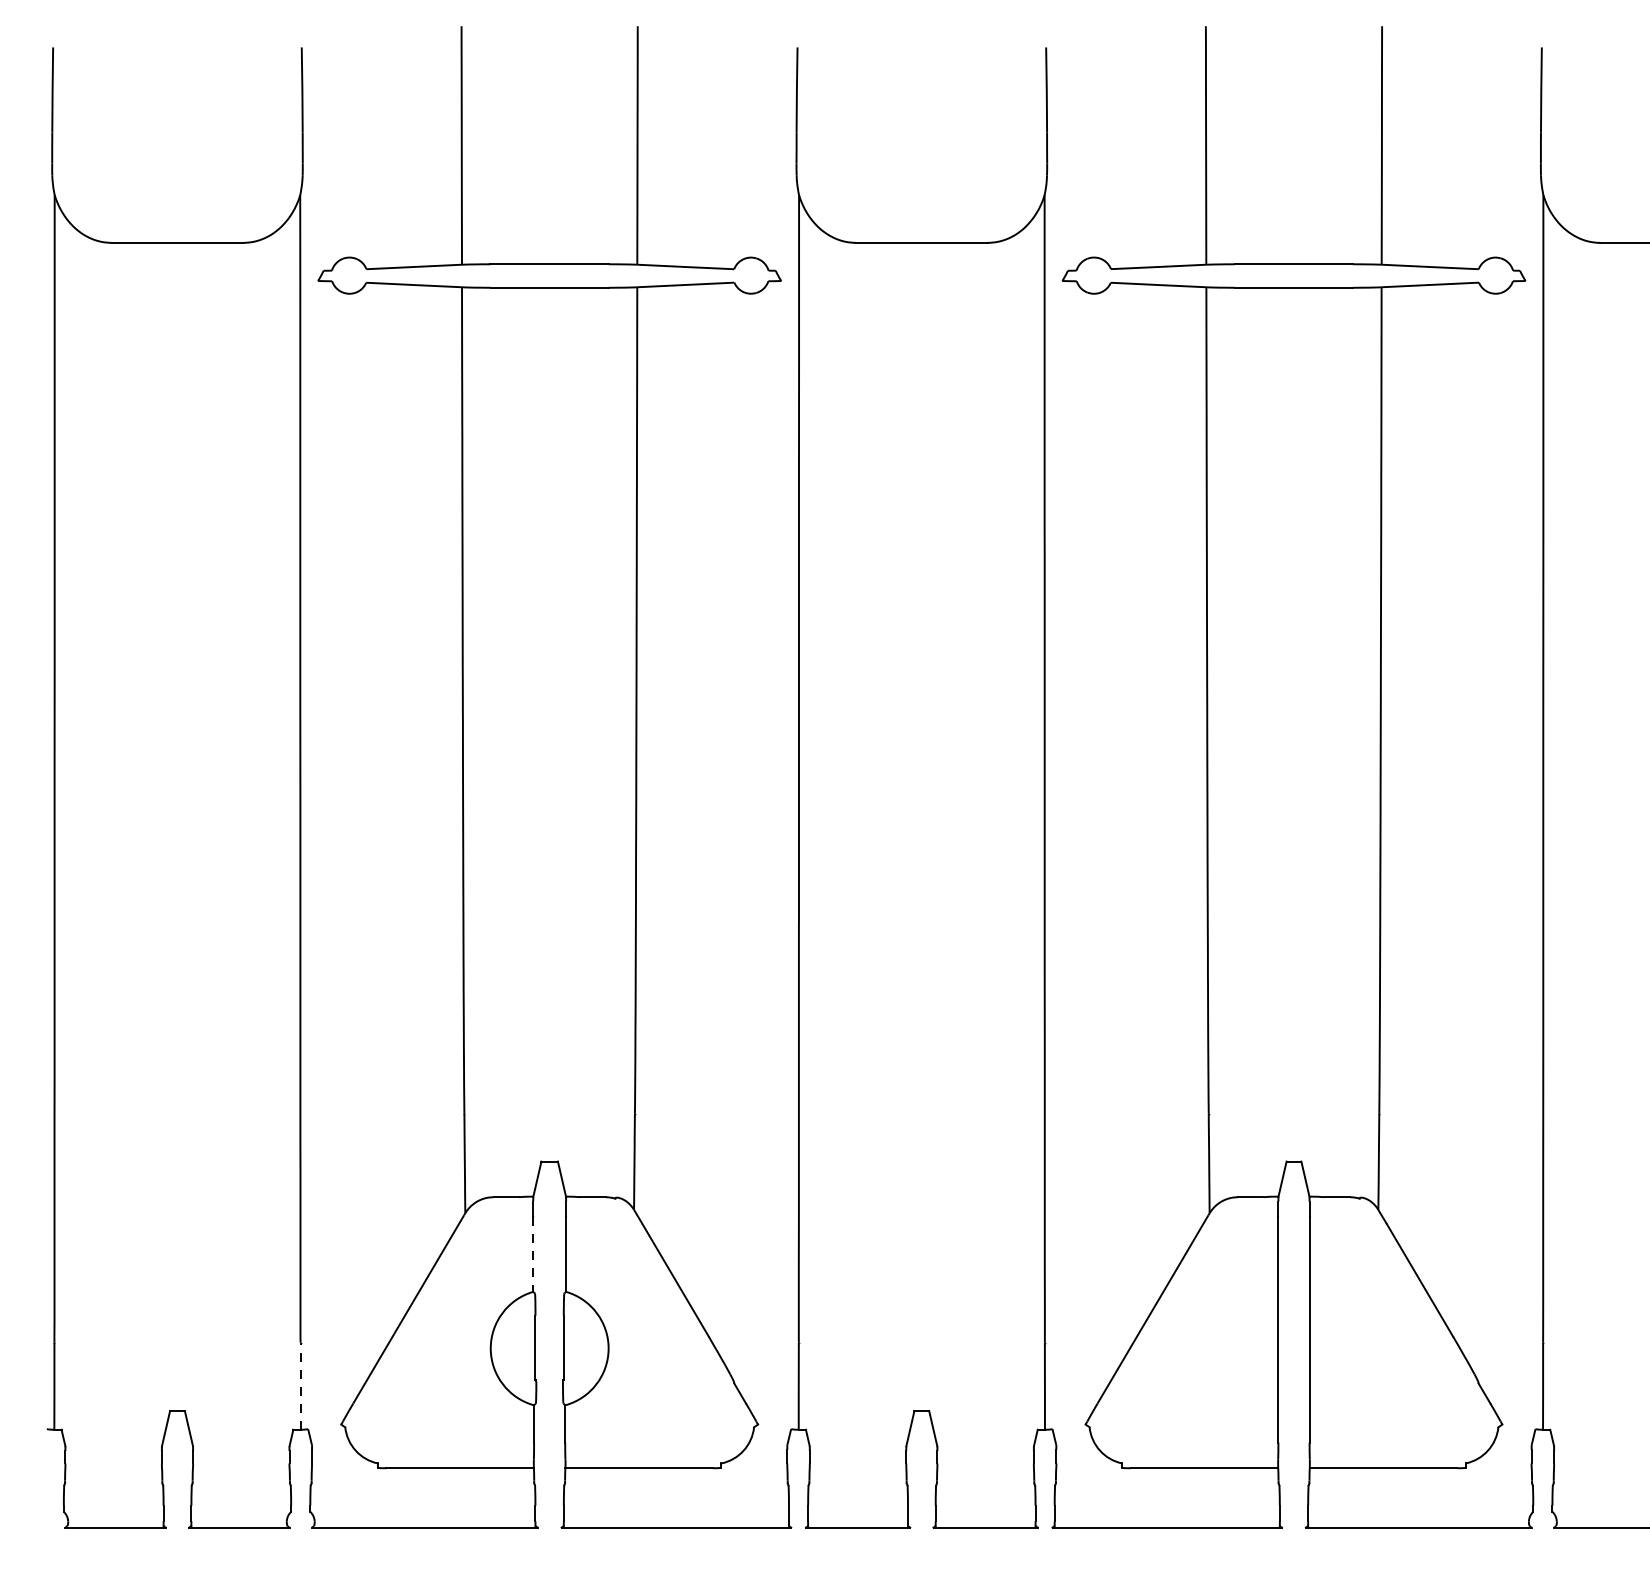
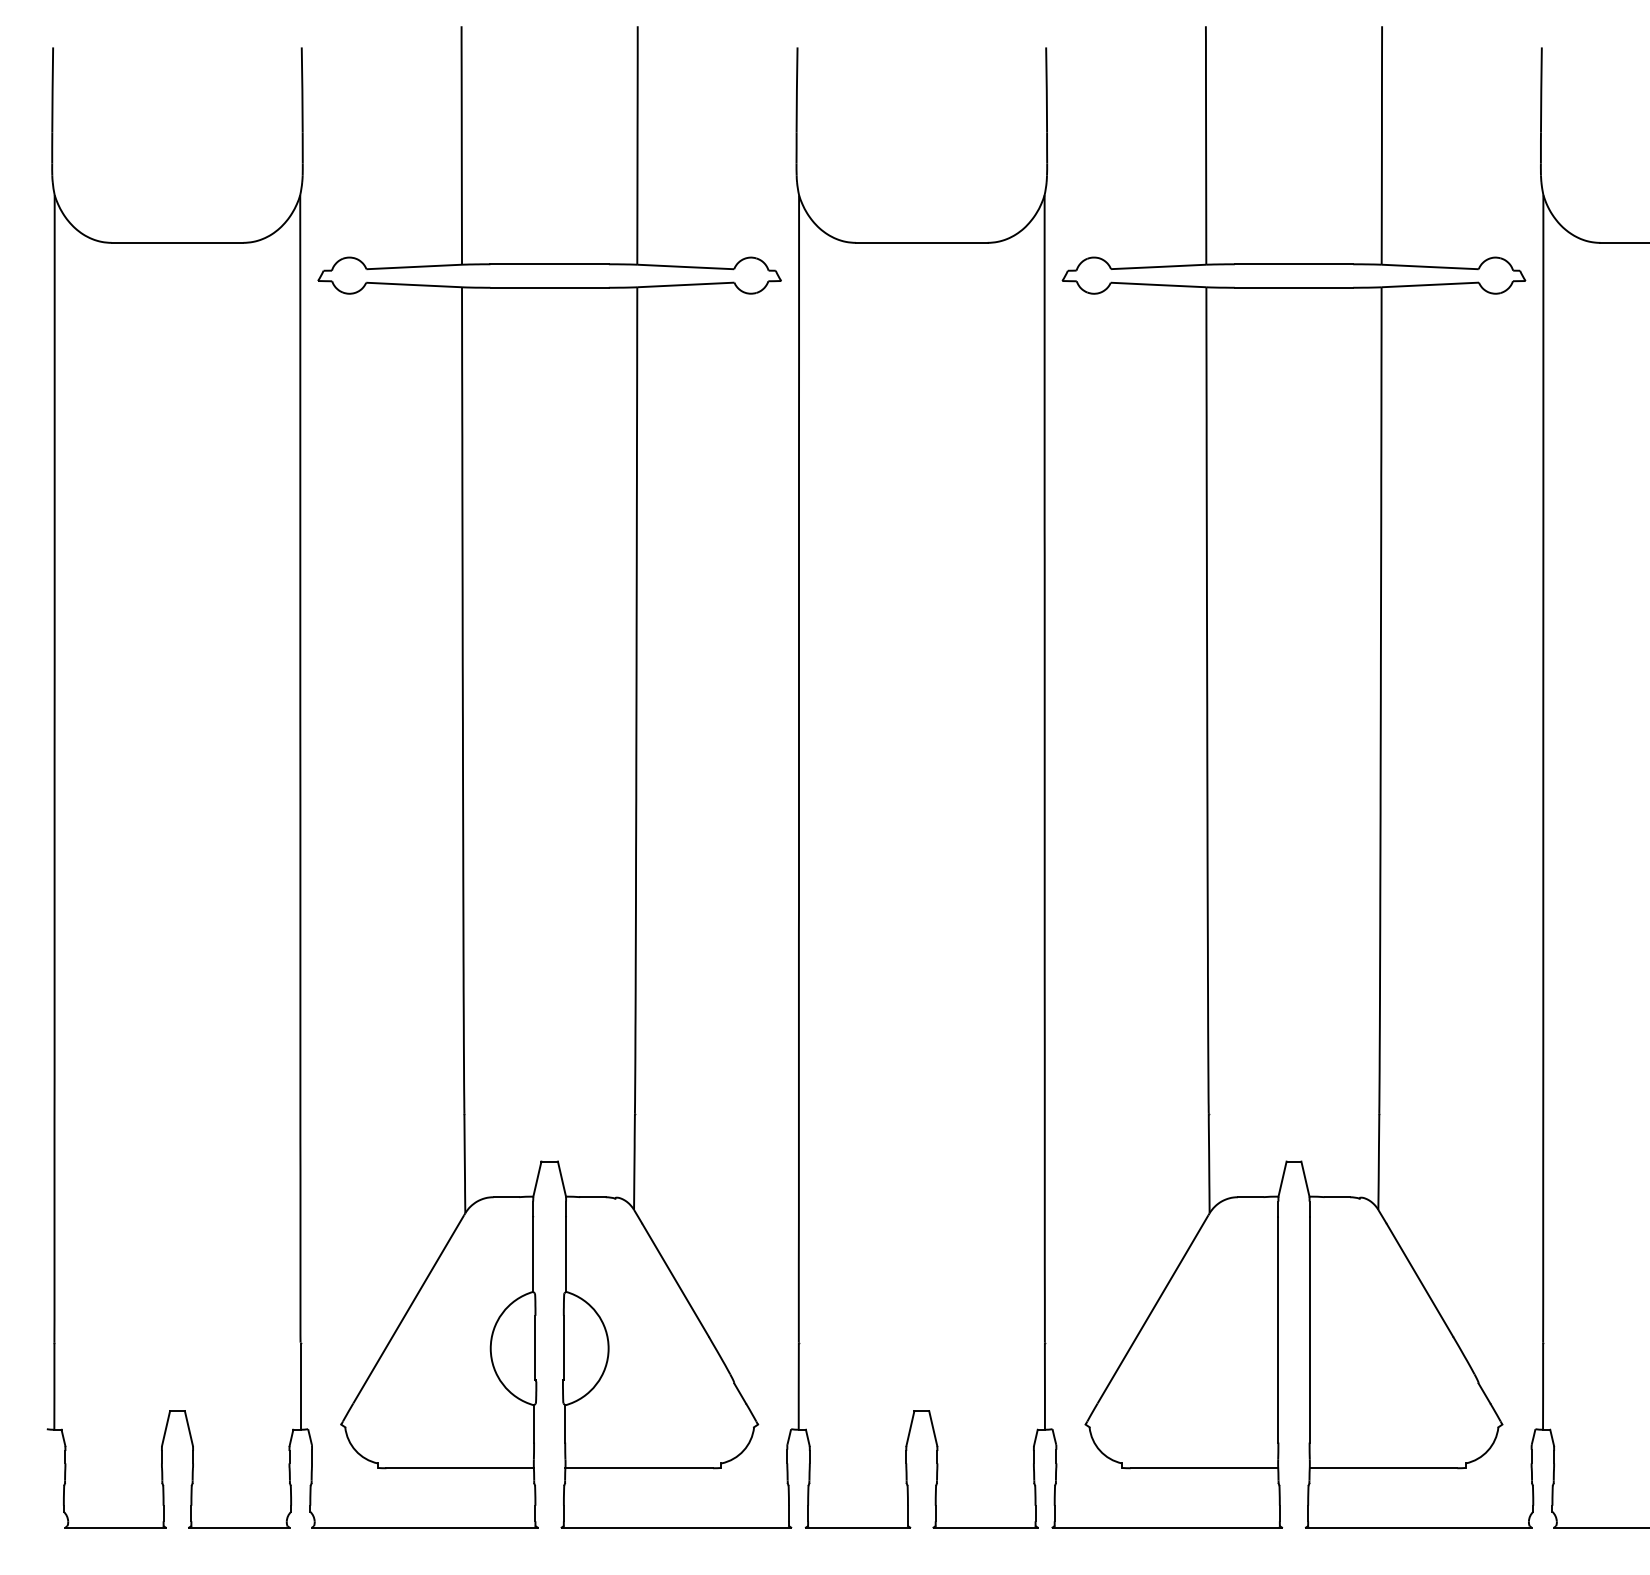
line: dashed -> solid (533, 1255)
line: dashed -> solid (300, 1385)
